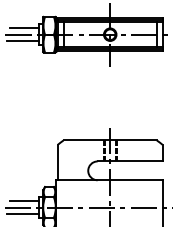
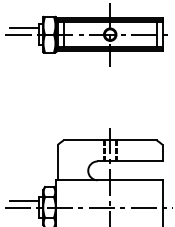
line: present -> none (23, 41)
line: present -> none (23, 213)
